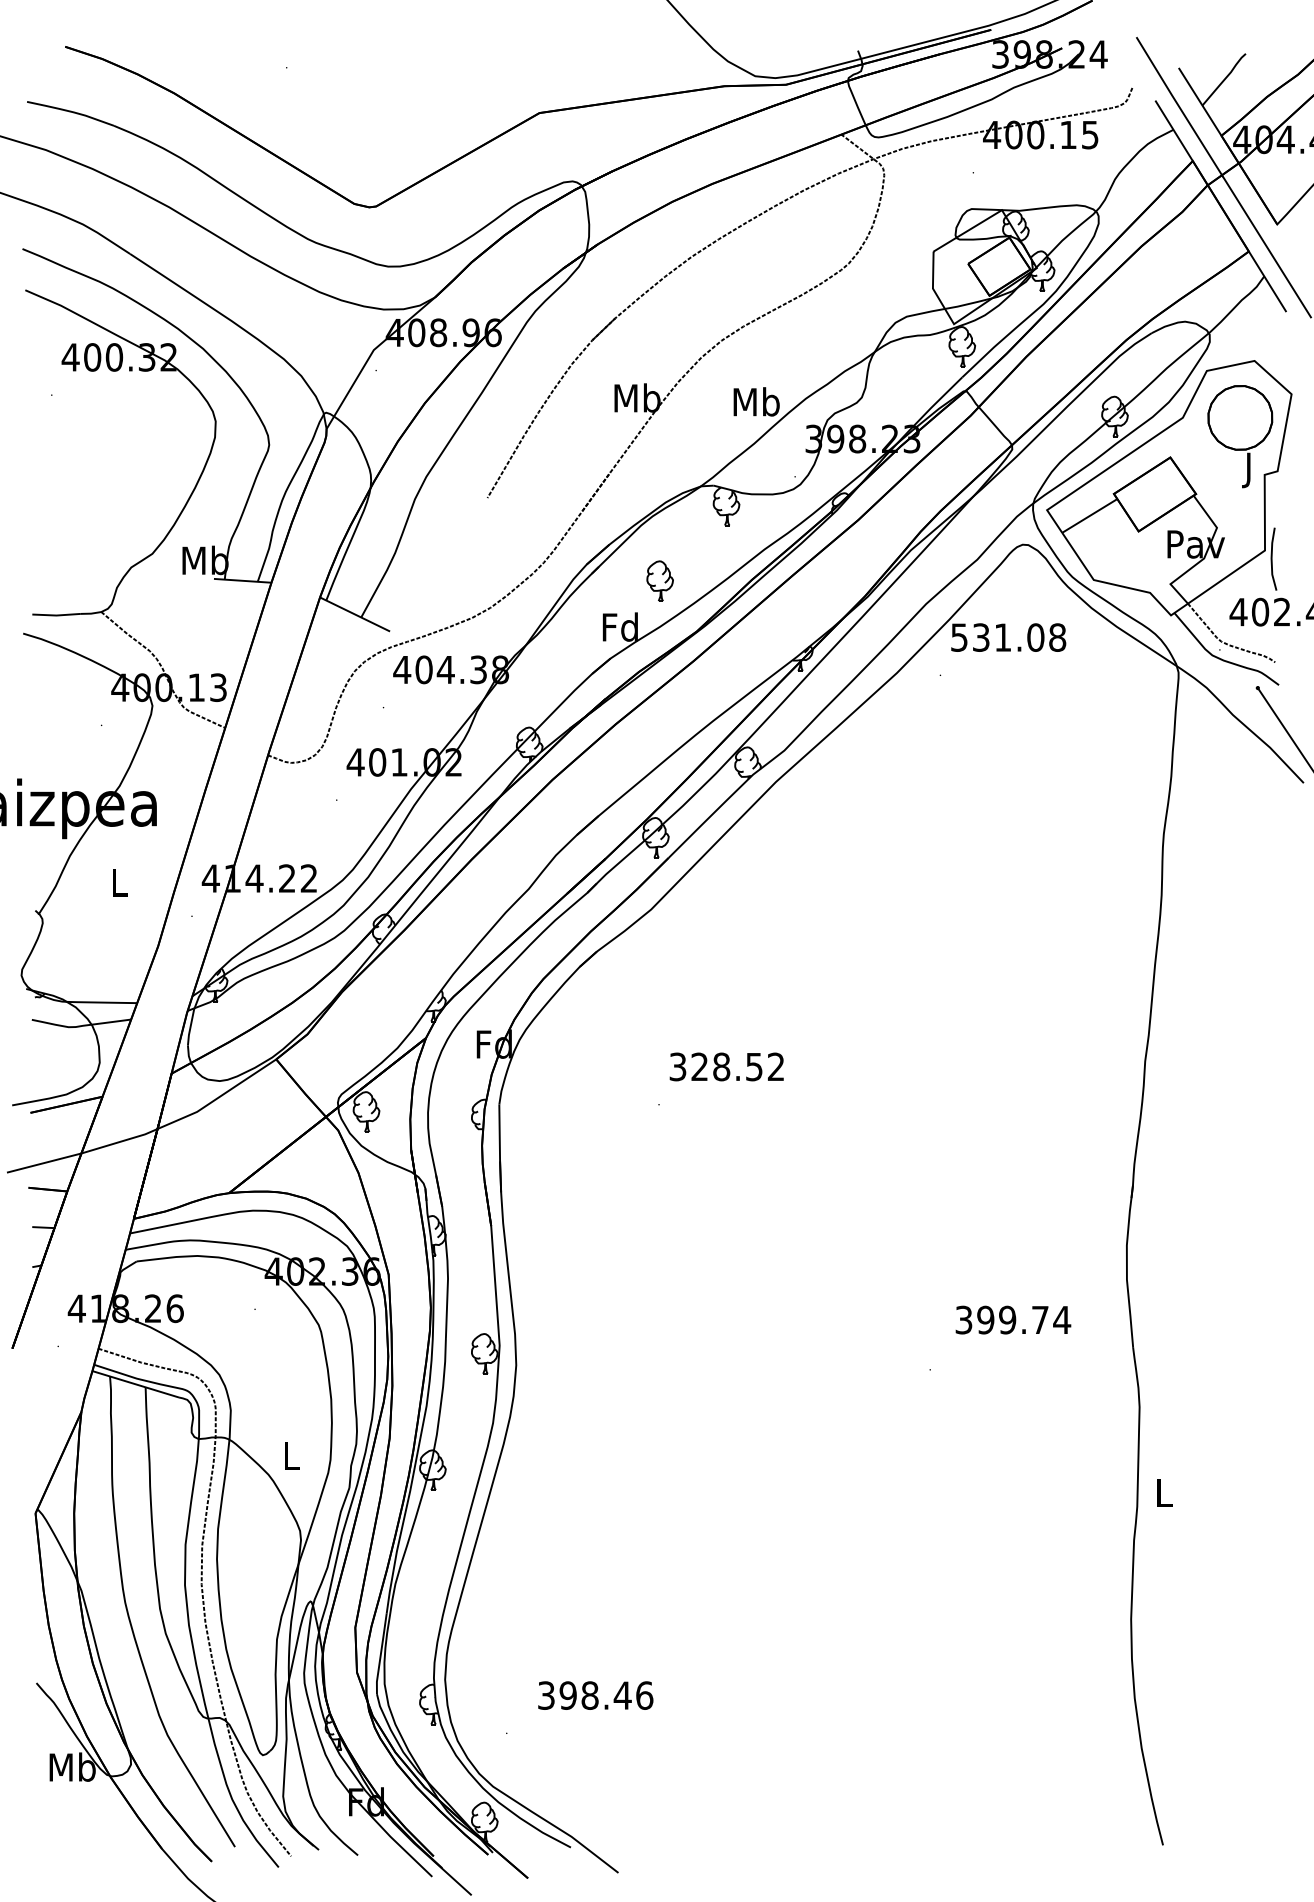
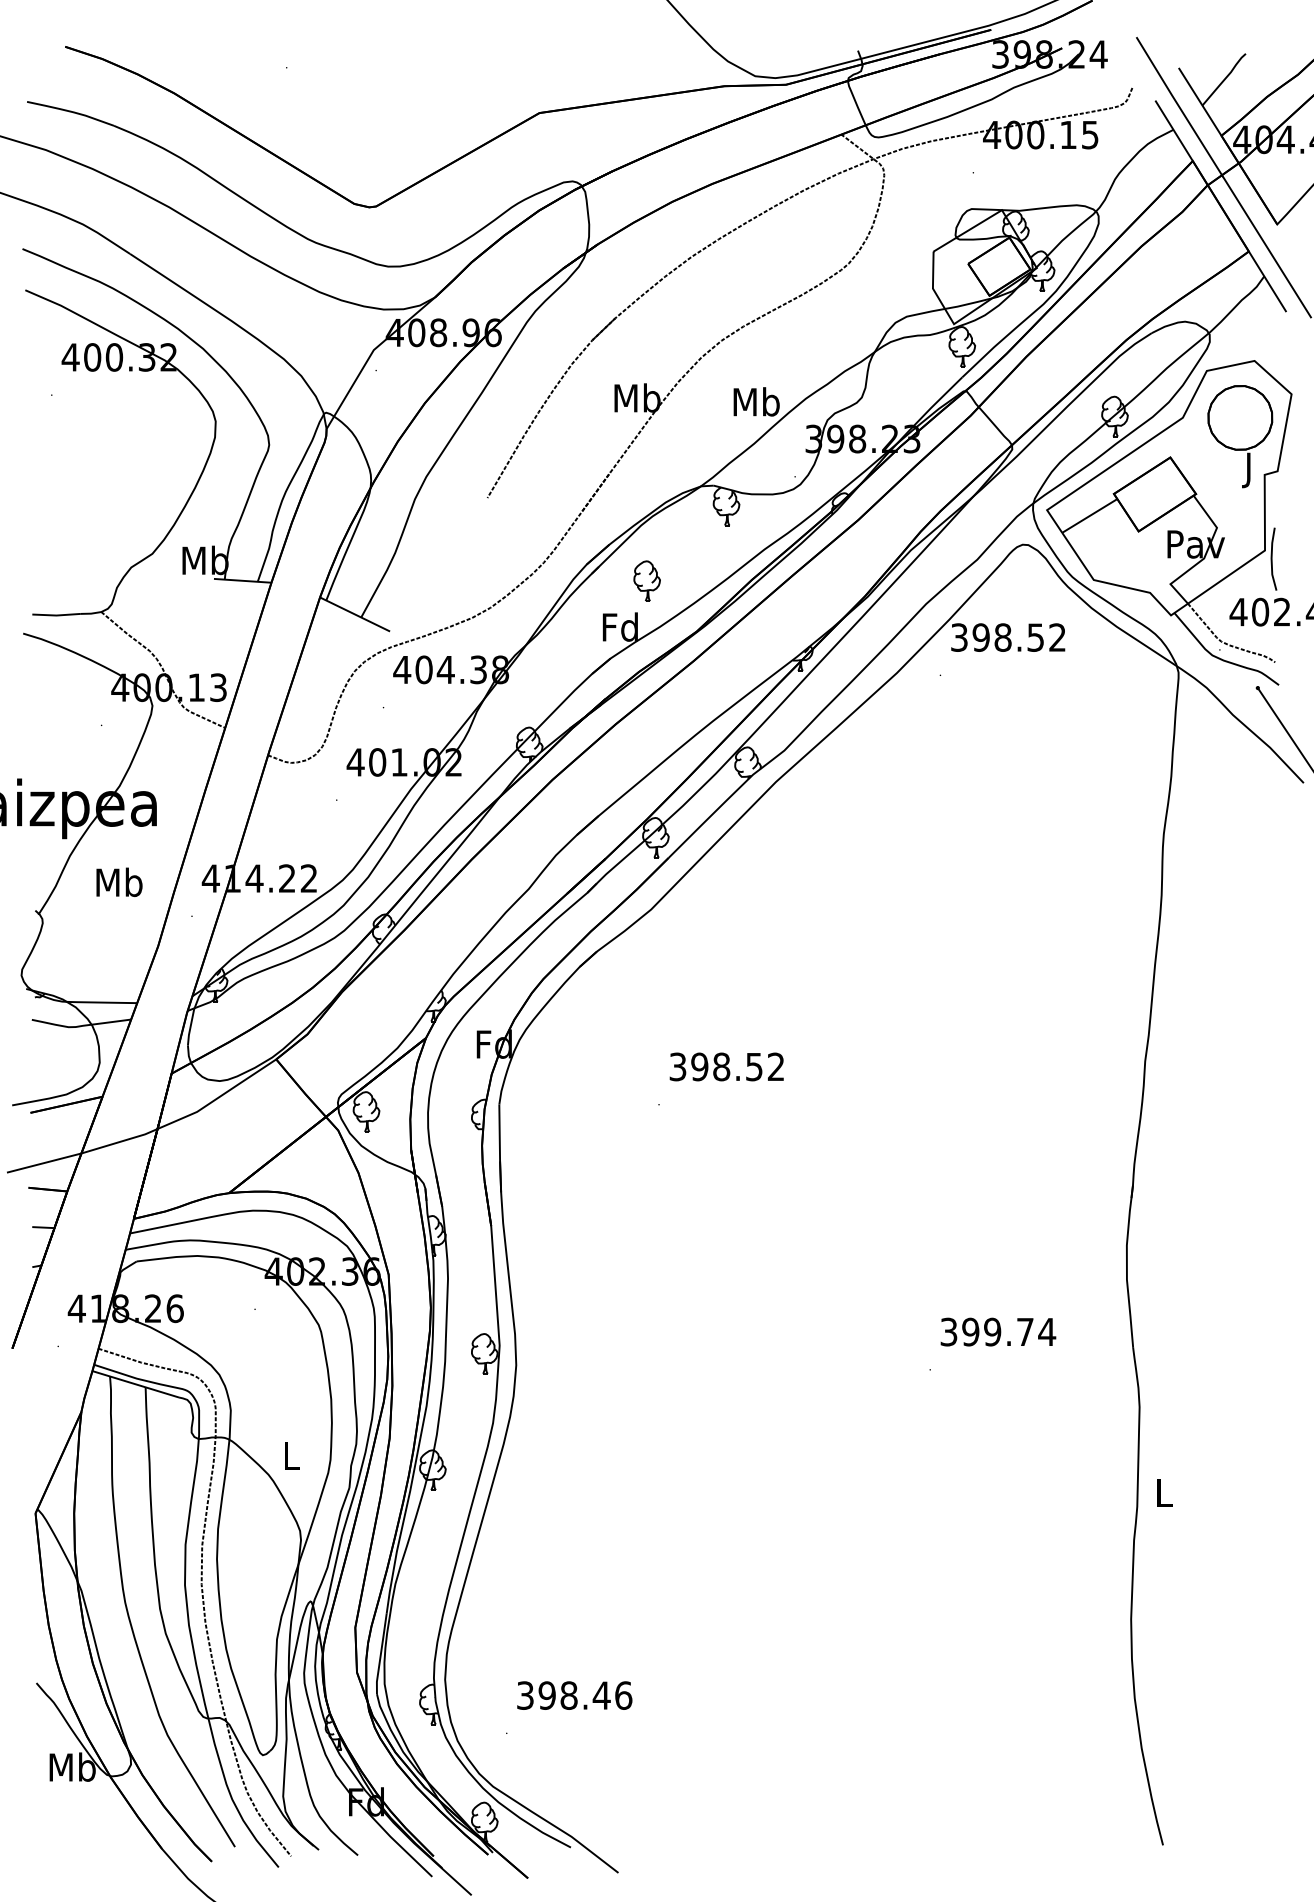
part position: (659, 580) -> (646, 580) (646, 580)
text: 531.08 -> 398.52 (1009, 637)
text: L -> Mb (119, 882)
text: 328.52 -> 398.52 (699, 1066)
text position: (1013, 1319) -> (998, 1331) (998, 1331)
text position: (595, 1695) -> (574, 1695) (574, 1695)
